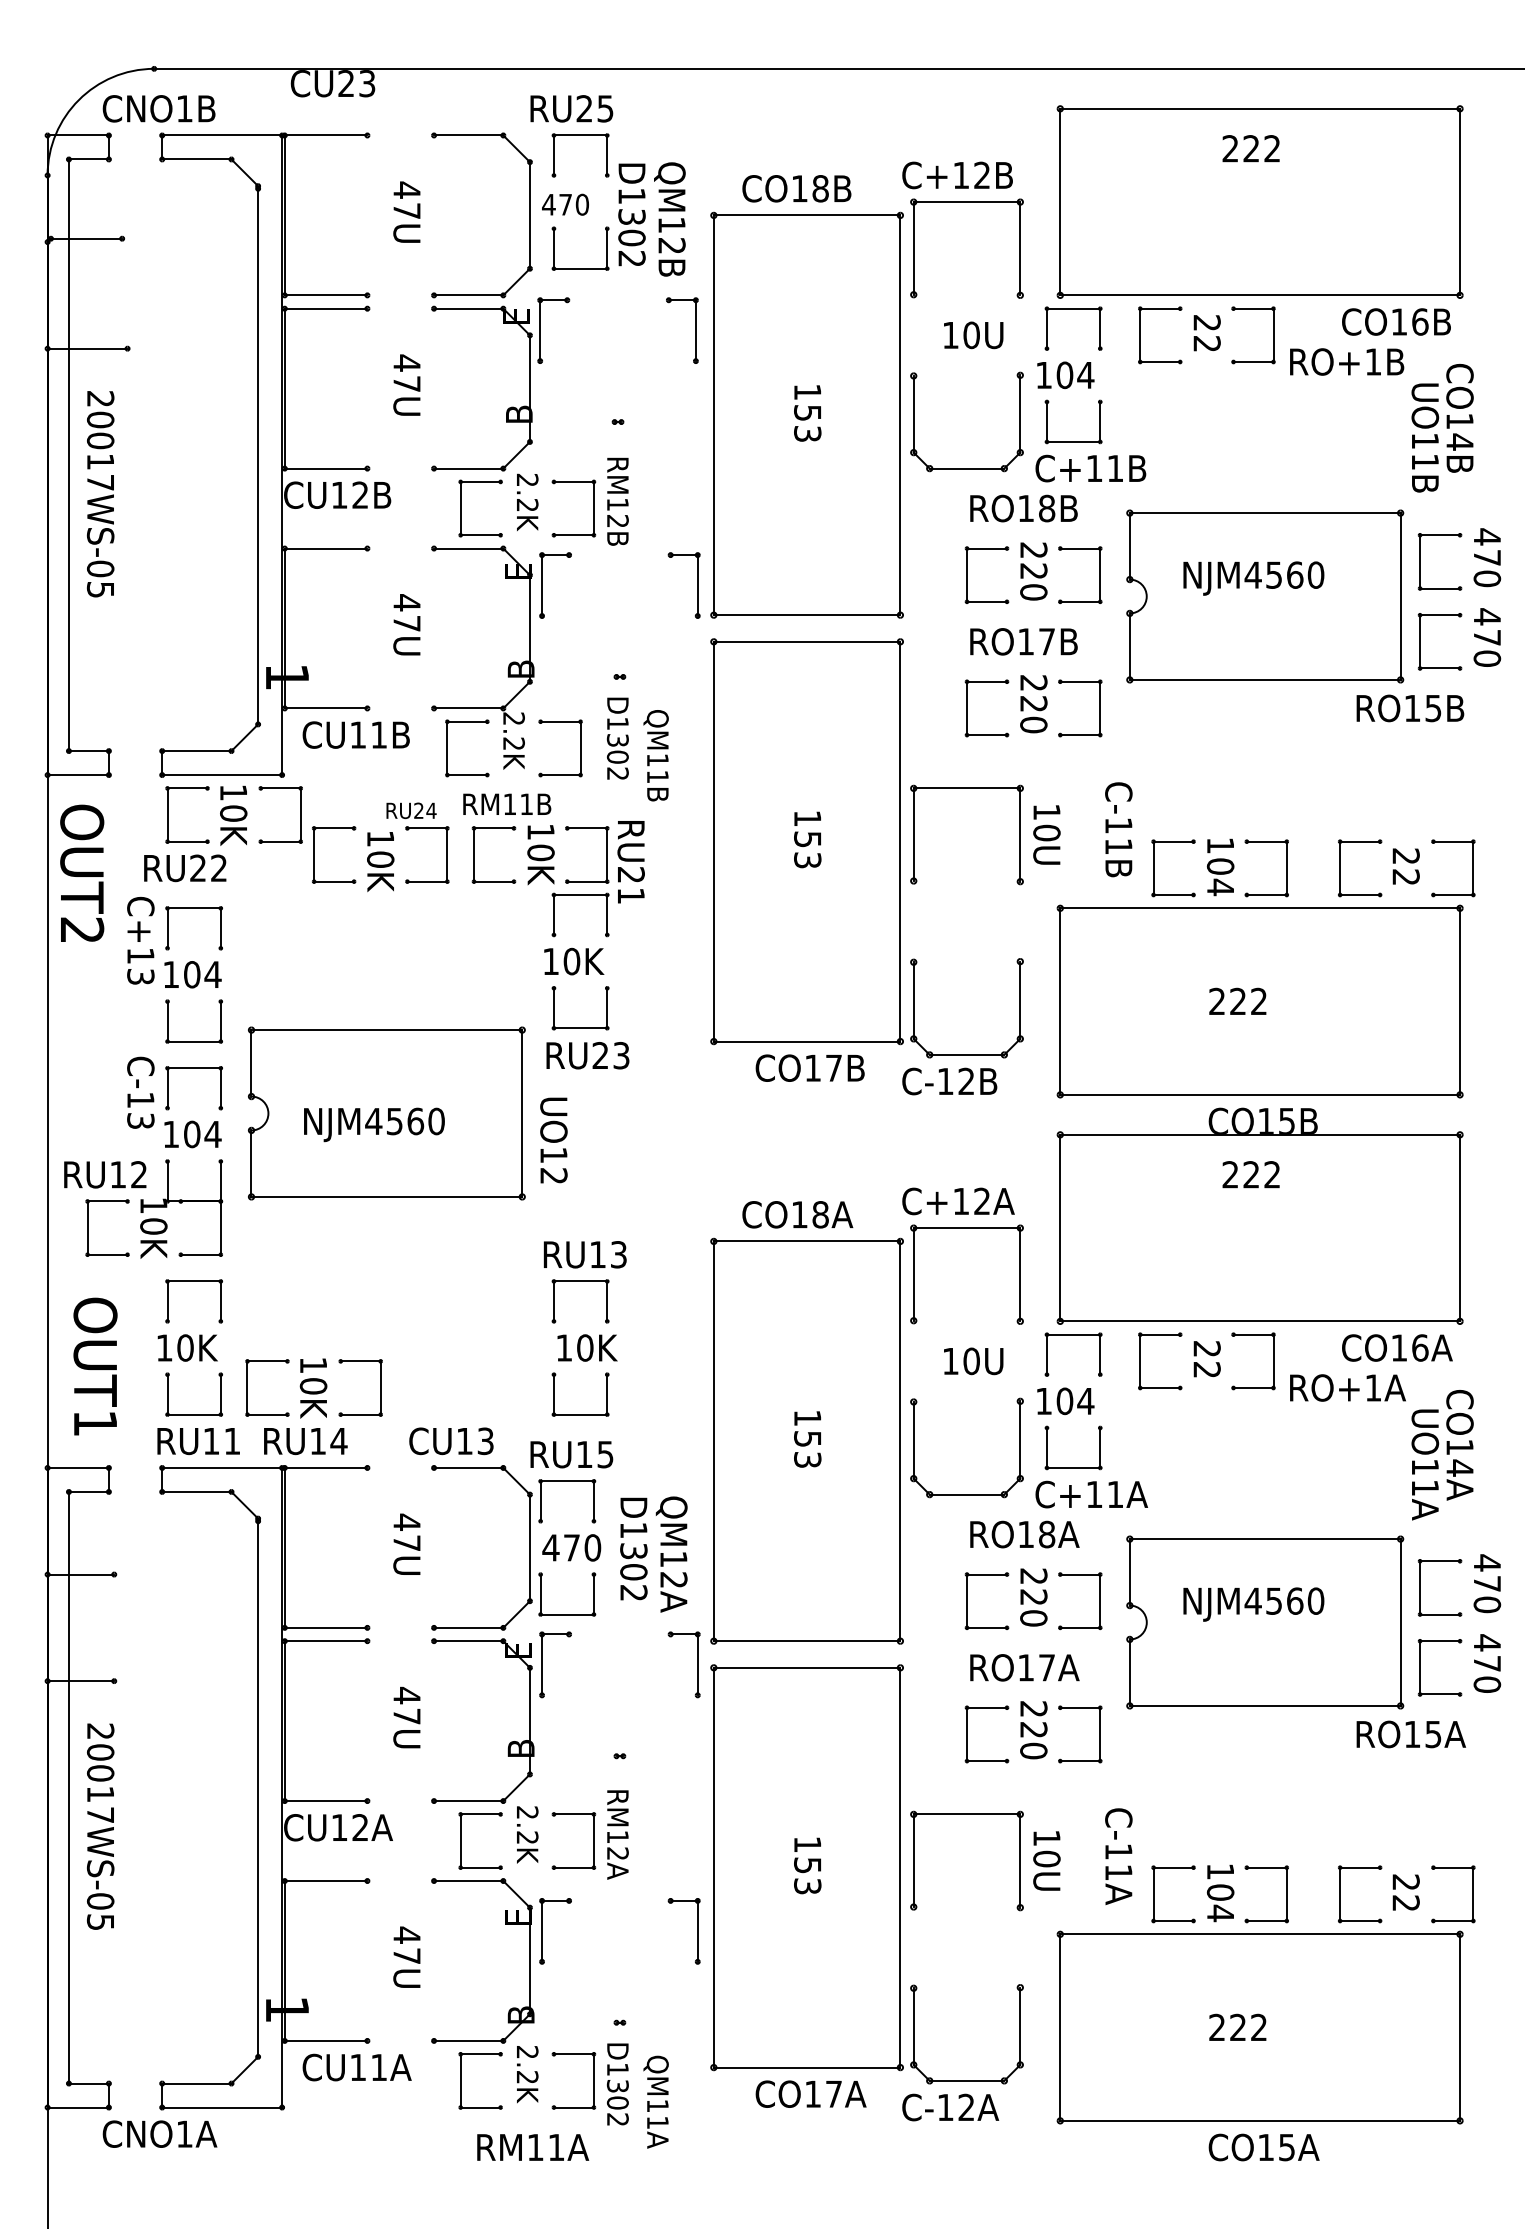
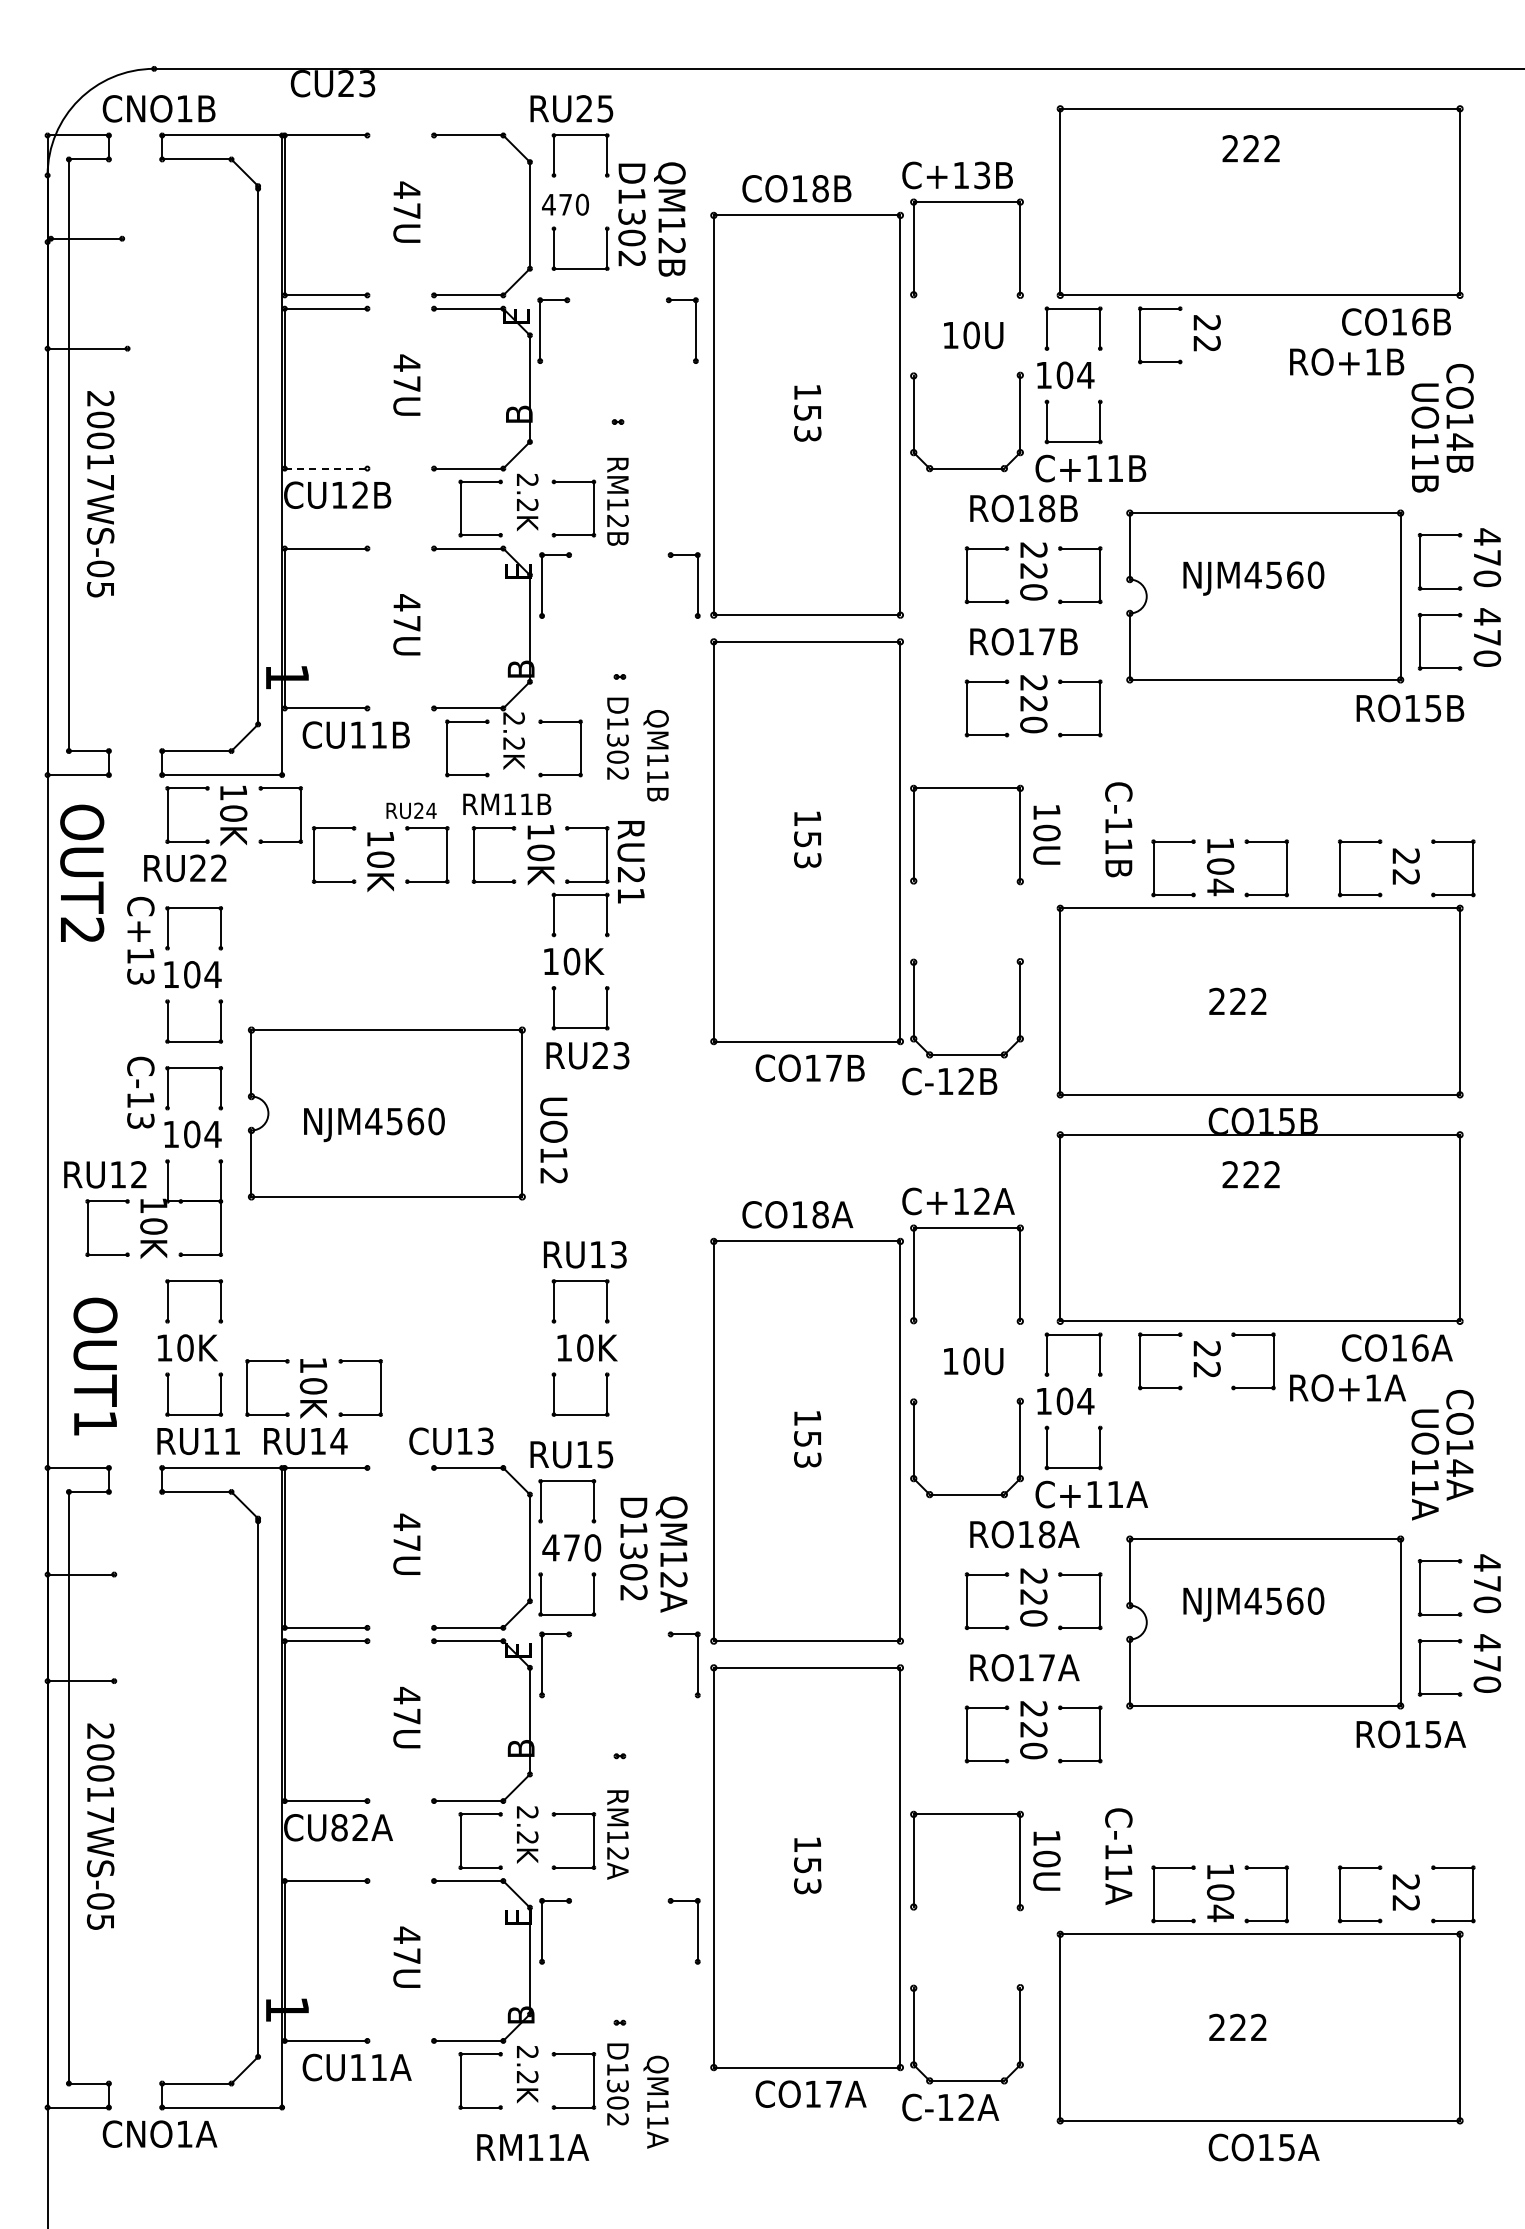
text: C+12B -> C+13B (982, 175)
part: present -> none (1273, 335)
line: solid -> dashed (326, 468)
text: CU12A -> CU82A (339, 1827)
